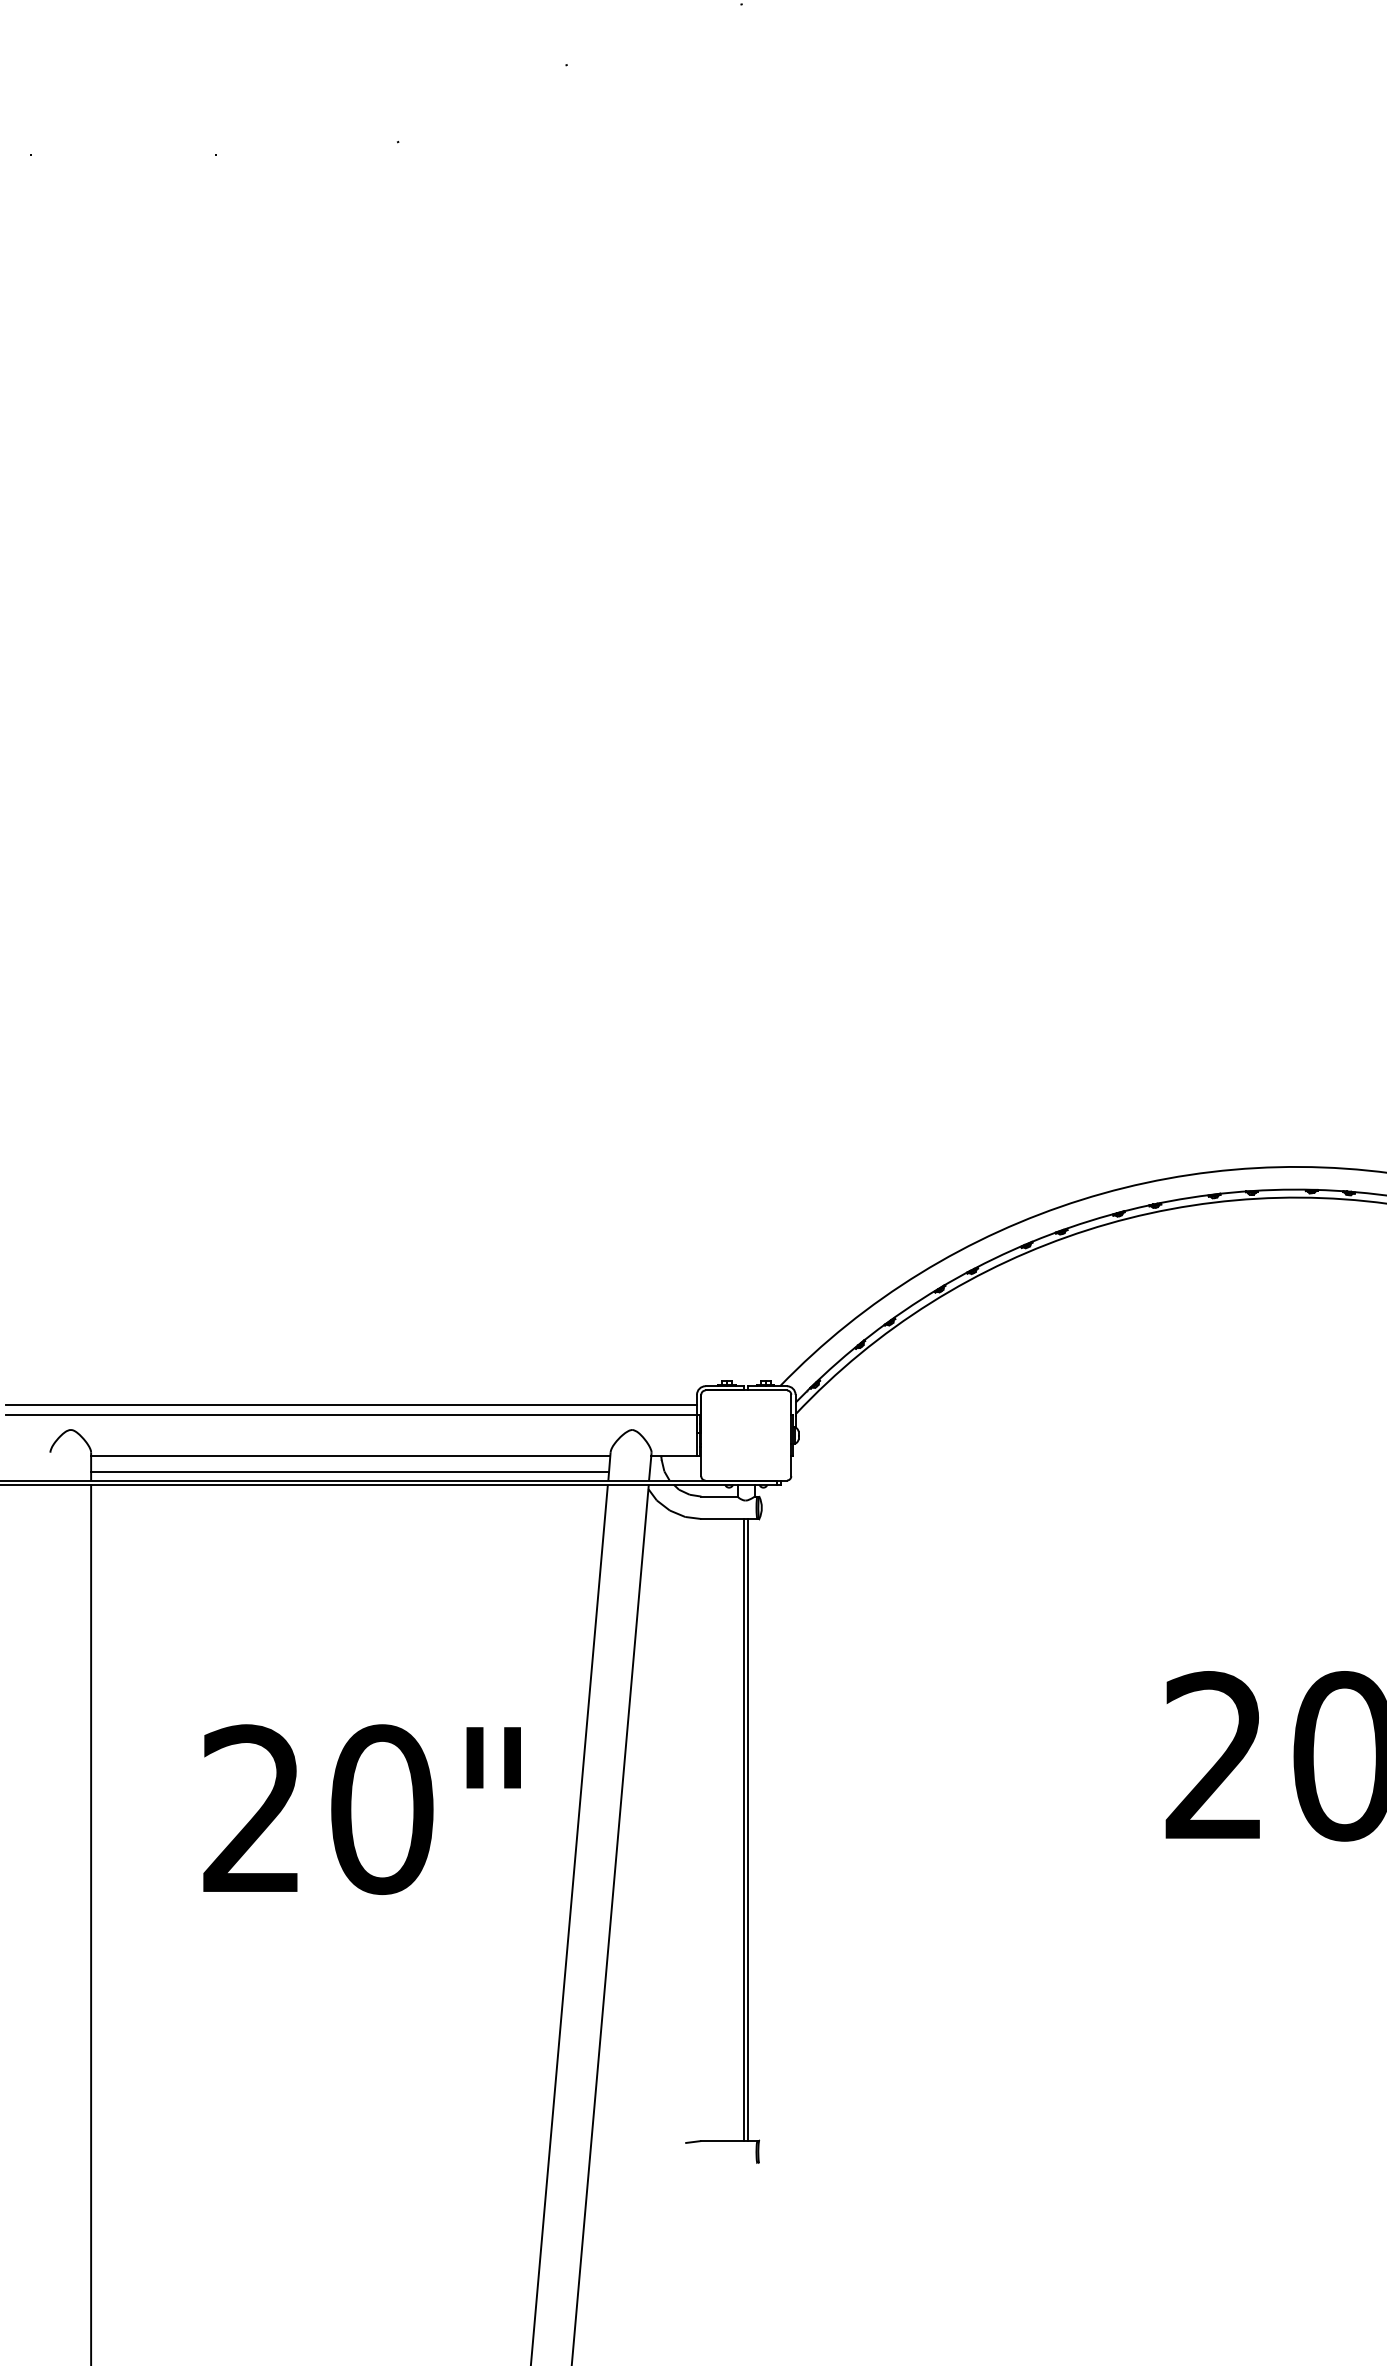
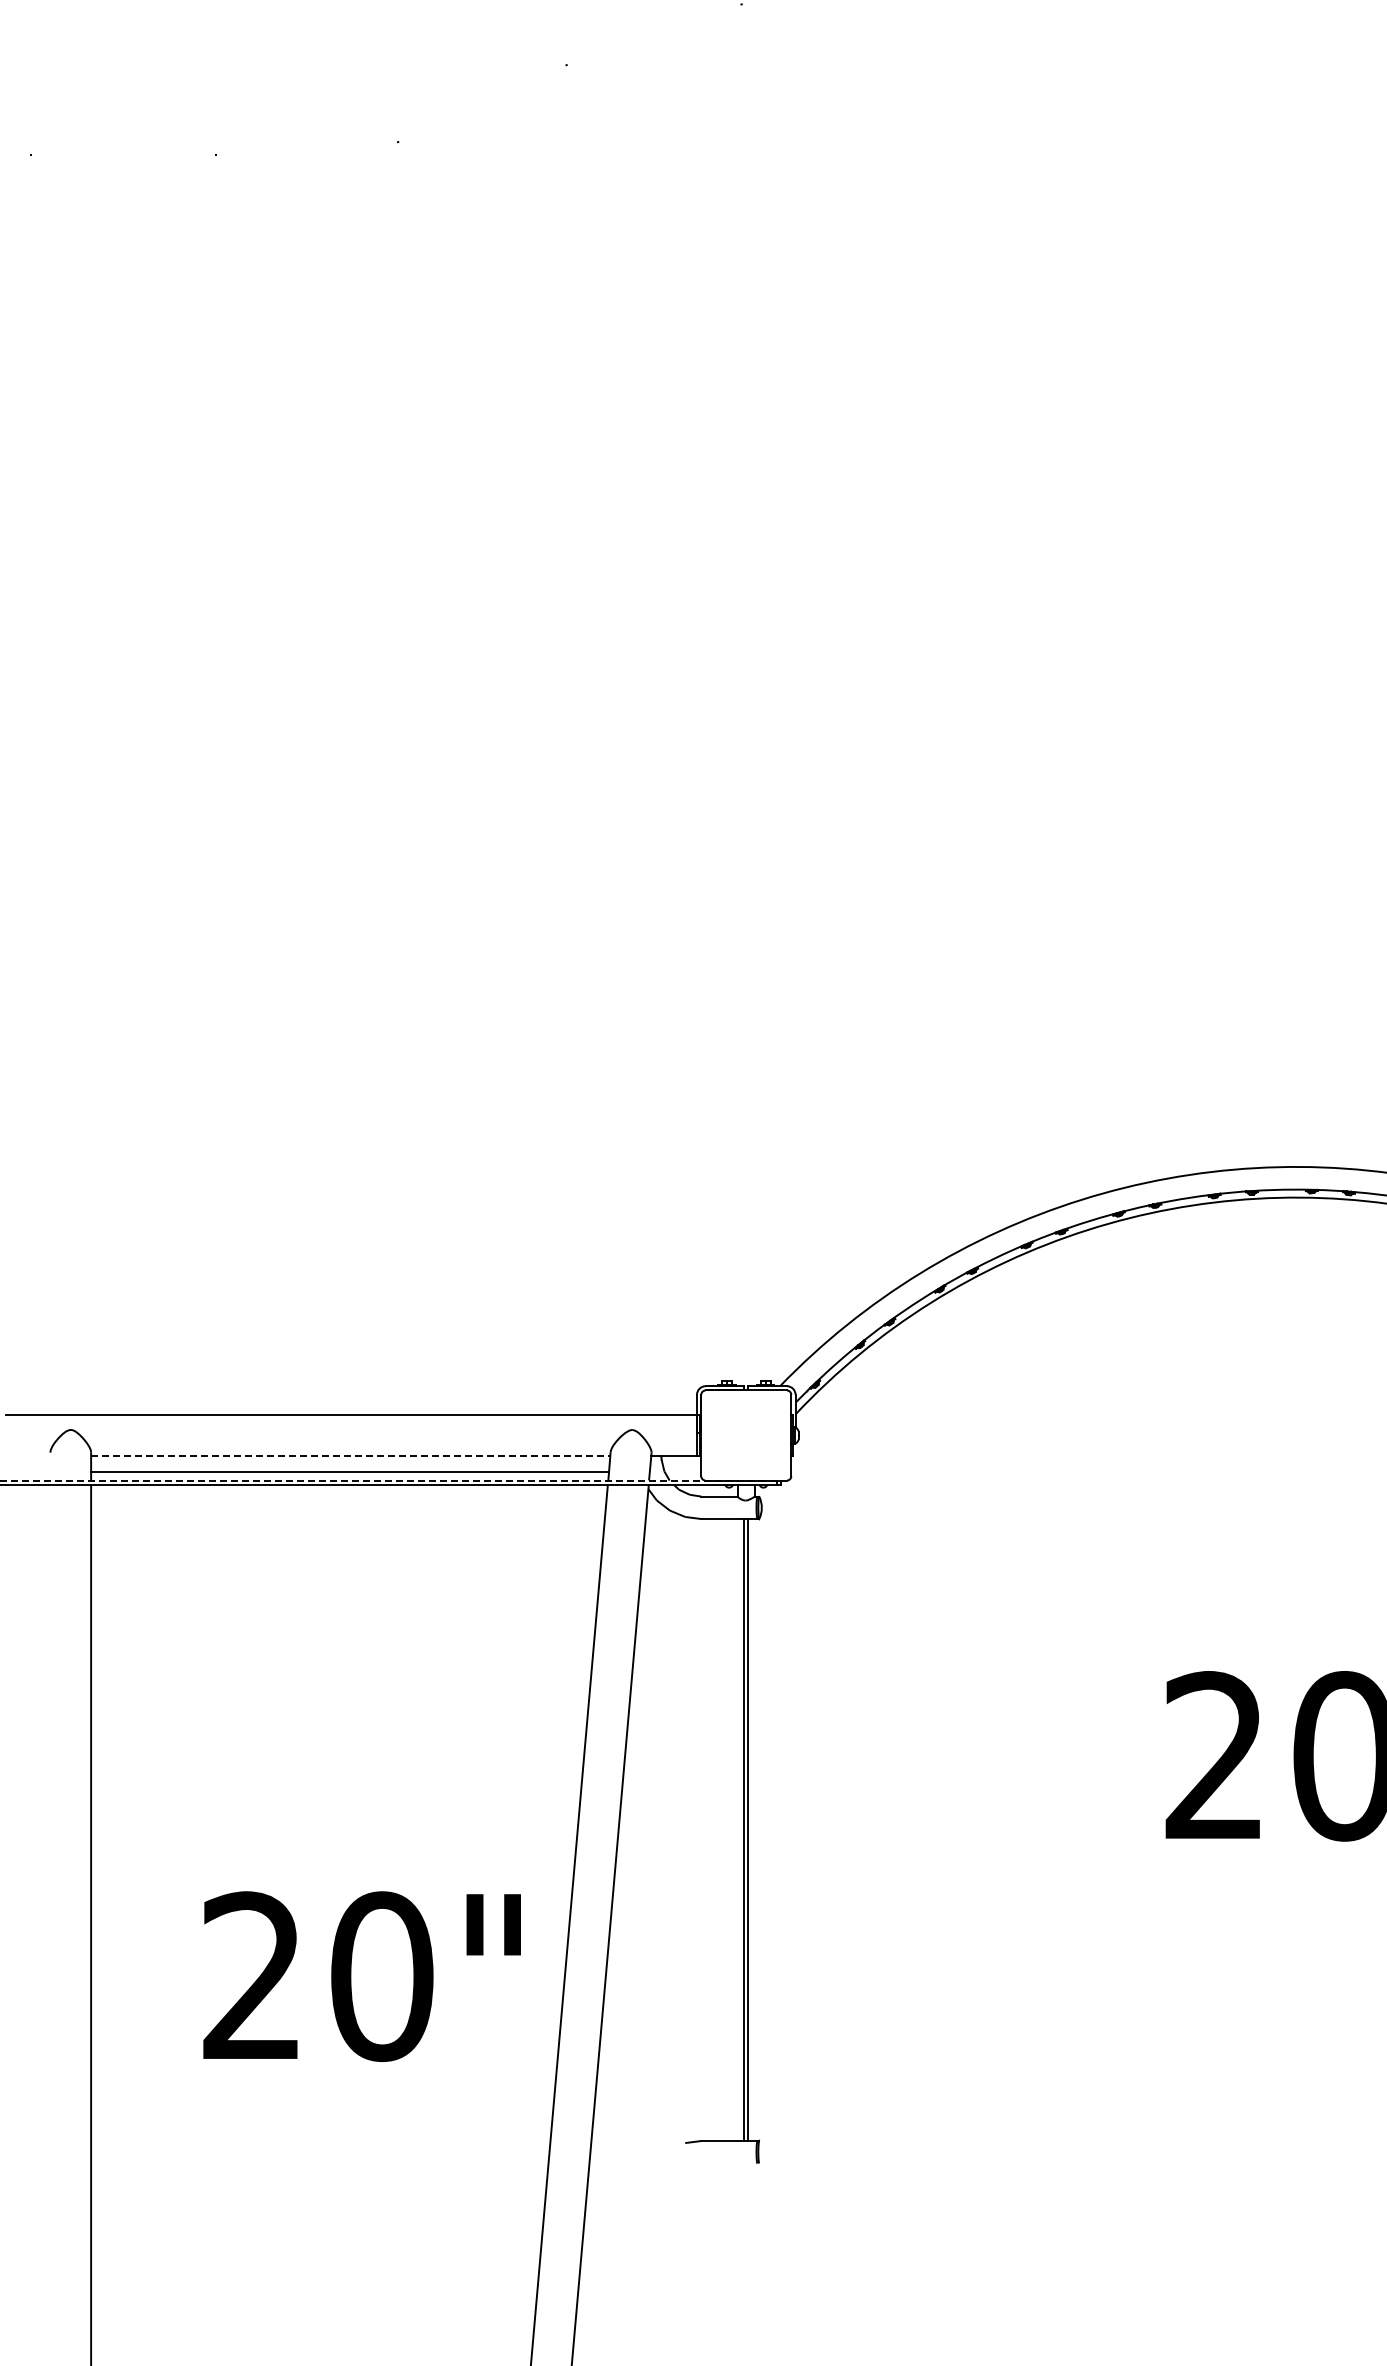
line: present -> none (351, 1404)
line: solid -> dashed (350, 1455)
line: solid -> dashed (388, 1480)
text position: (361, 1809) -> (361, 1976) (361, 1976)
